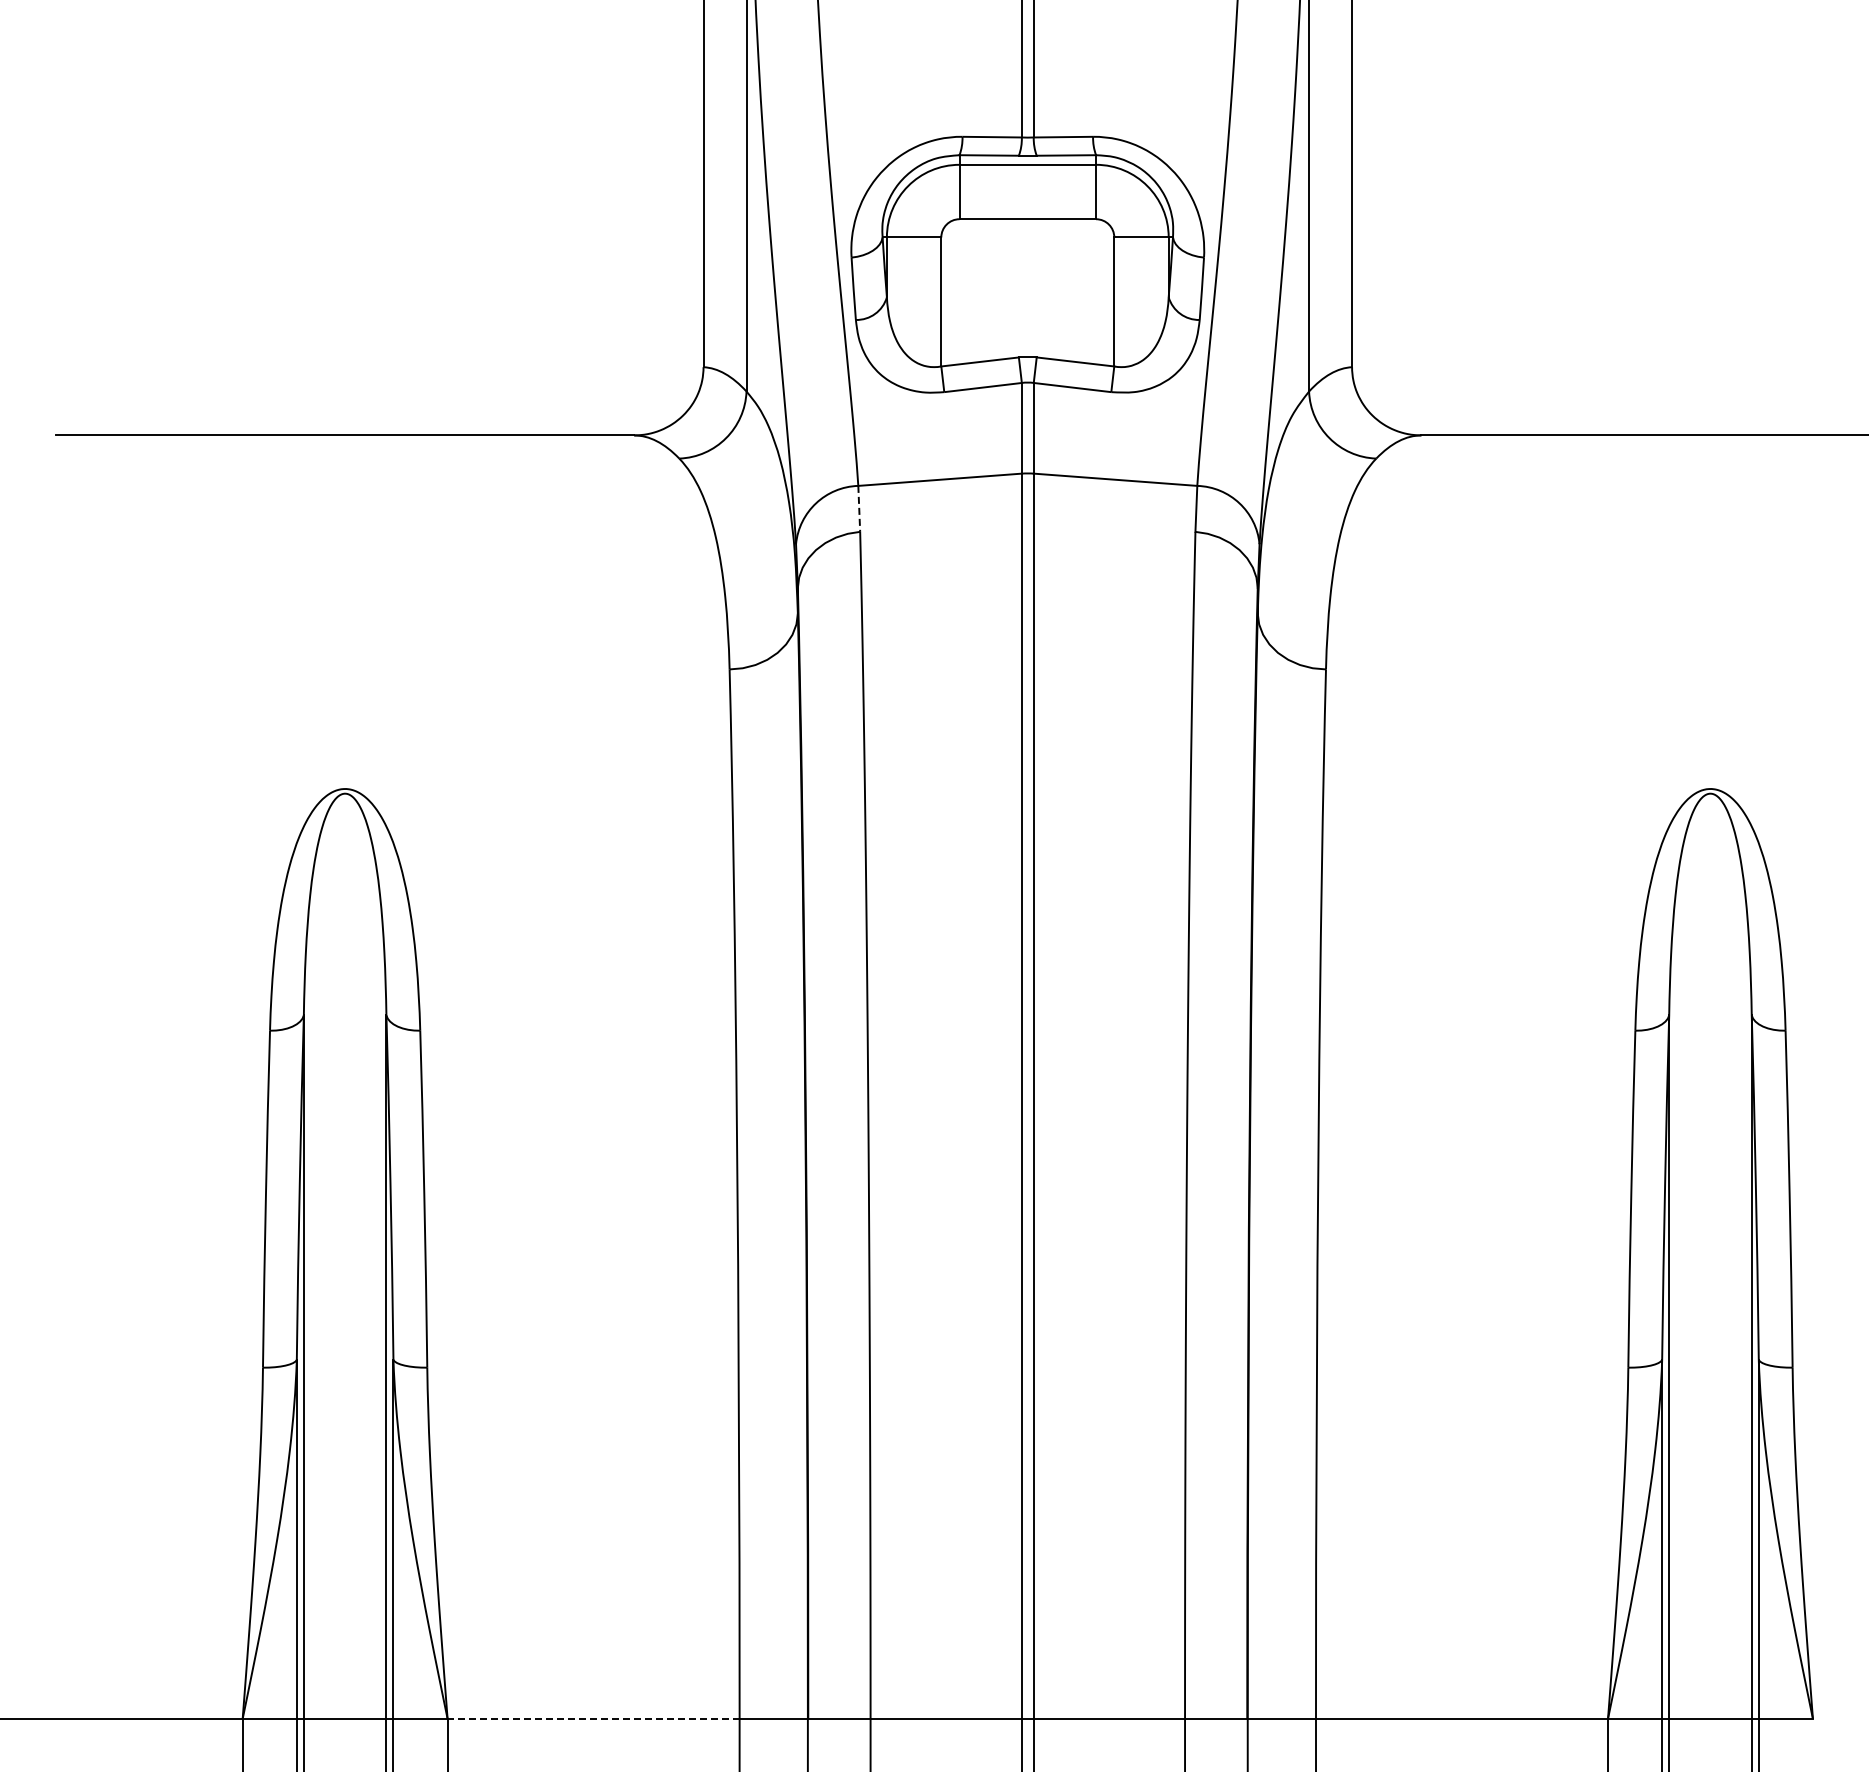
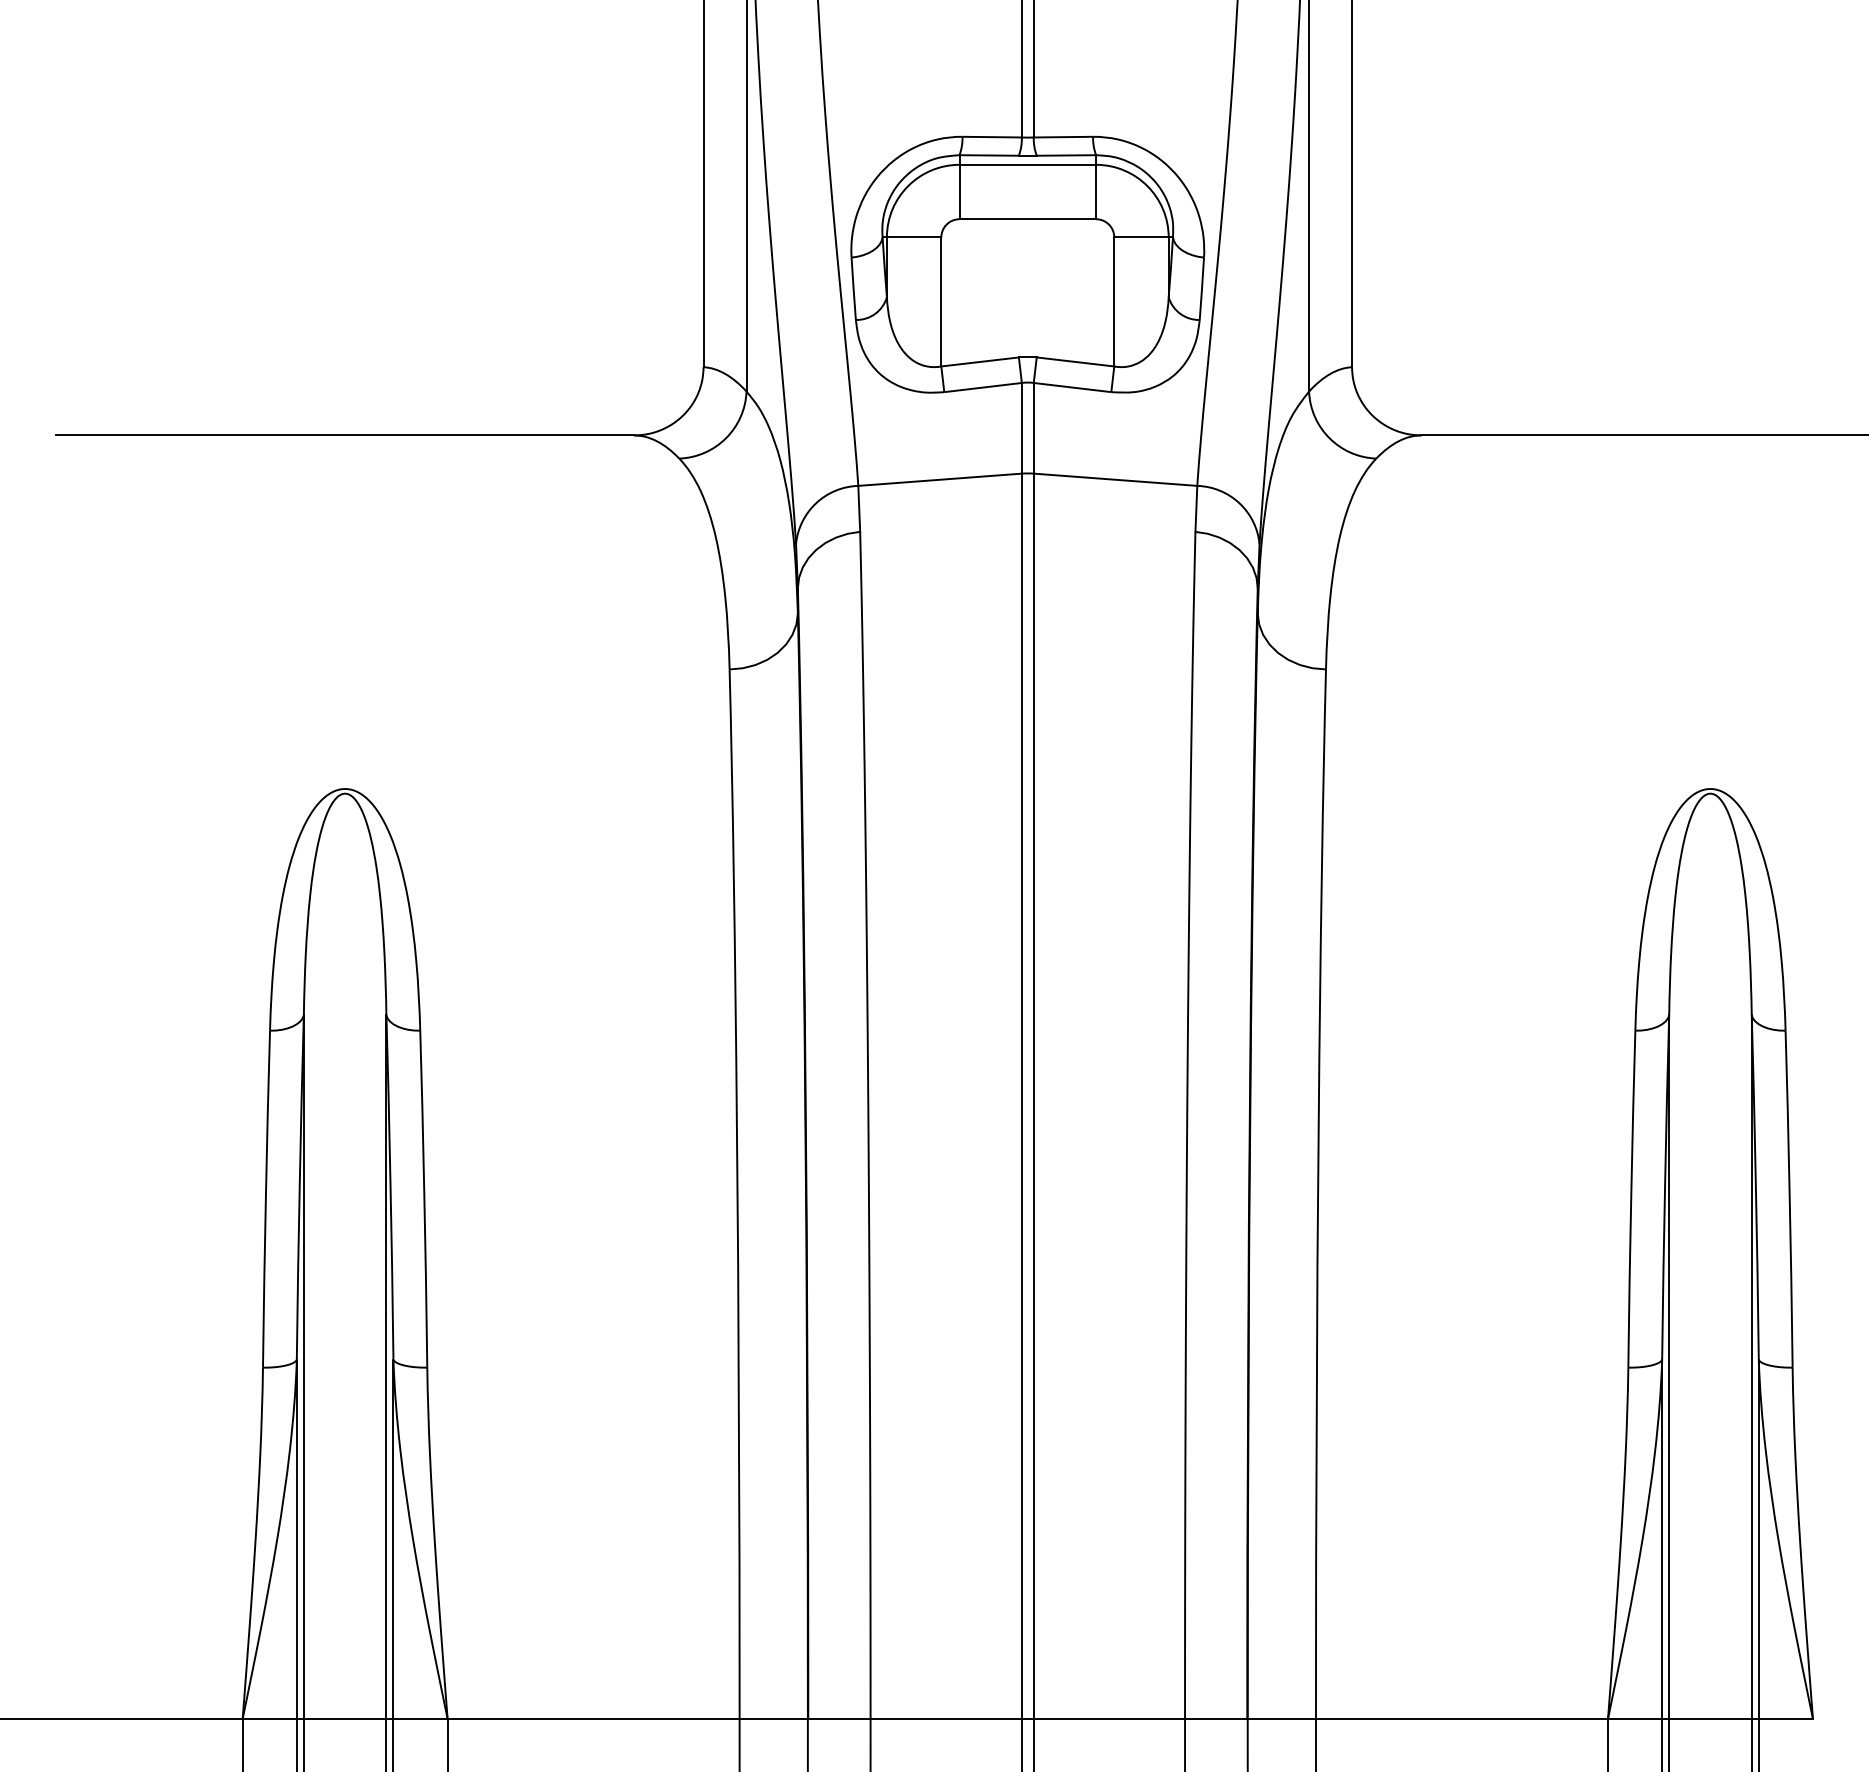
line: dashed -> solid (859, 508)
line: dashed -> solid (593, 1718)
